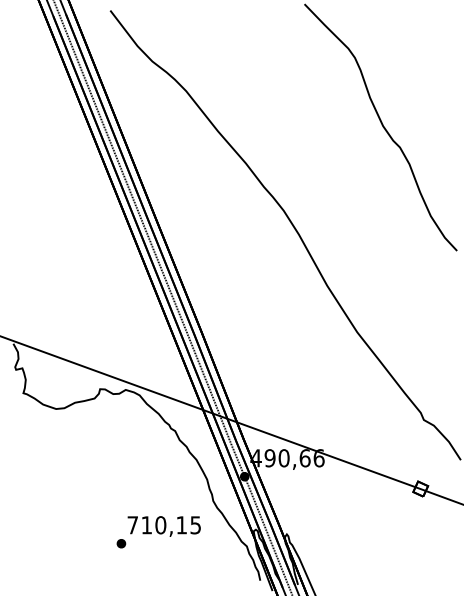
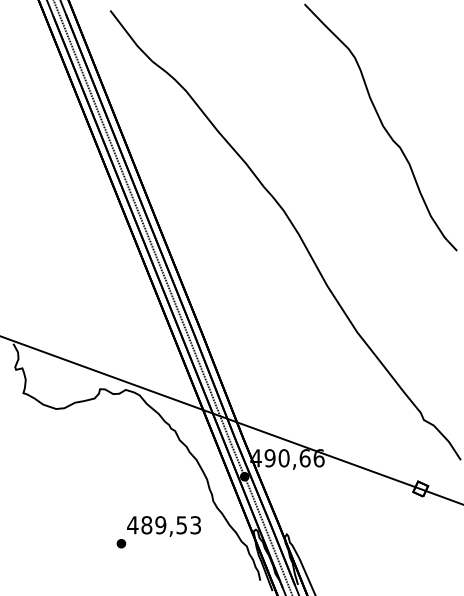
text: 710,15 -> 489,53 (163, 525)
